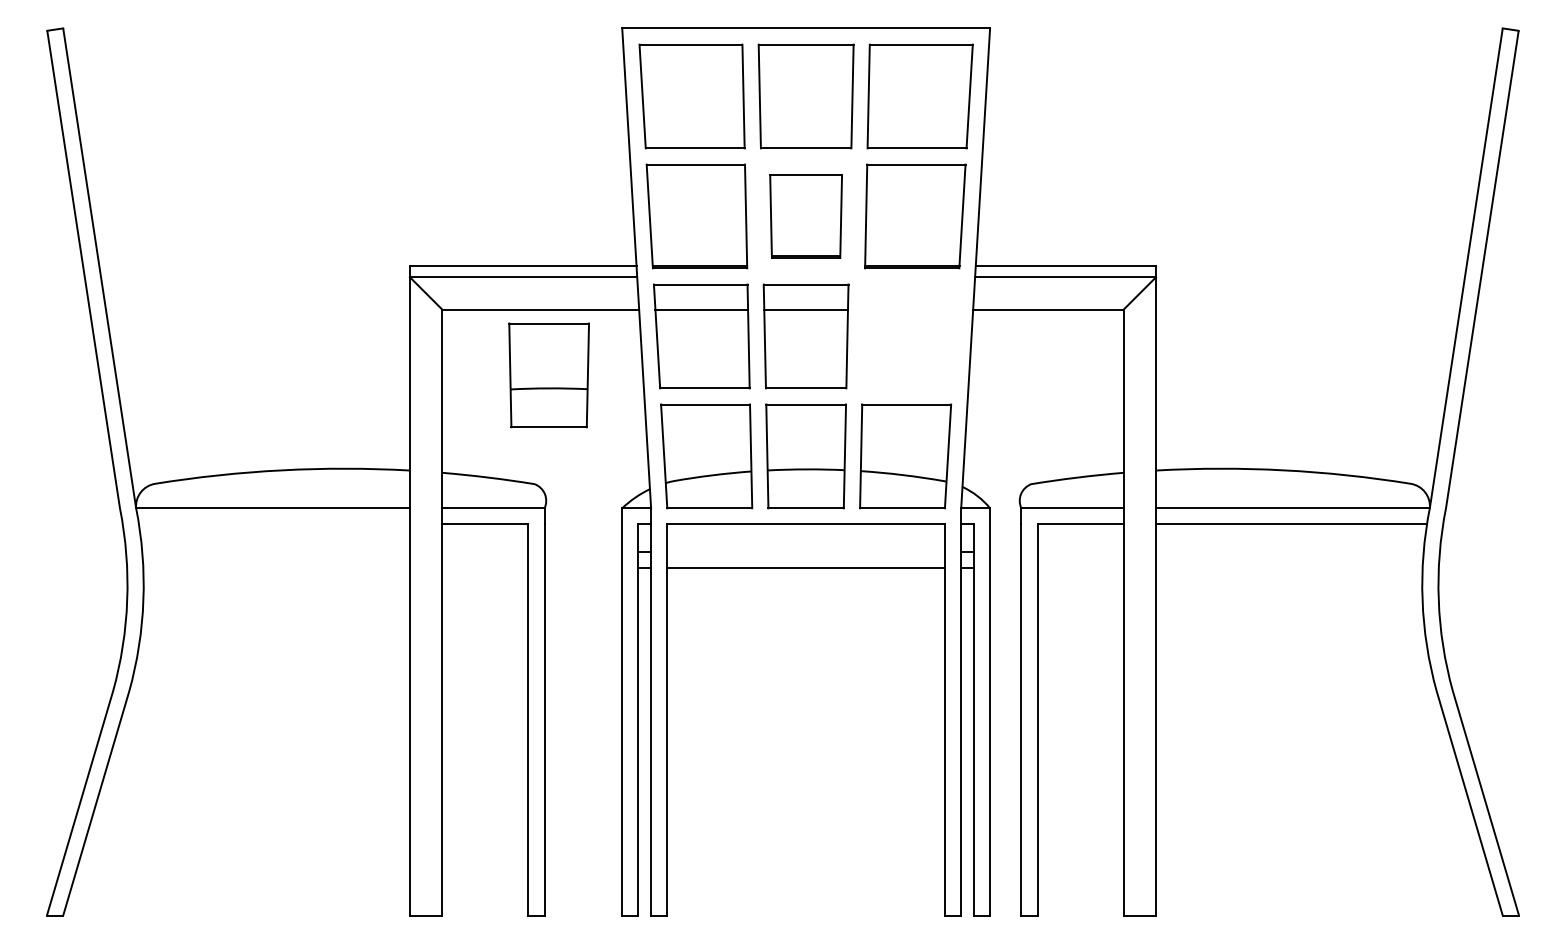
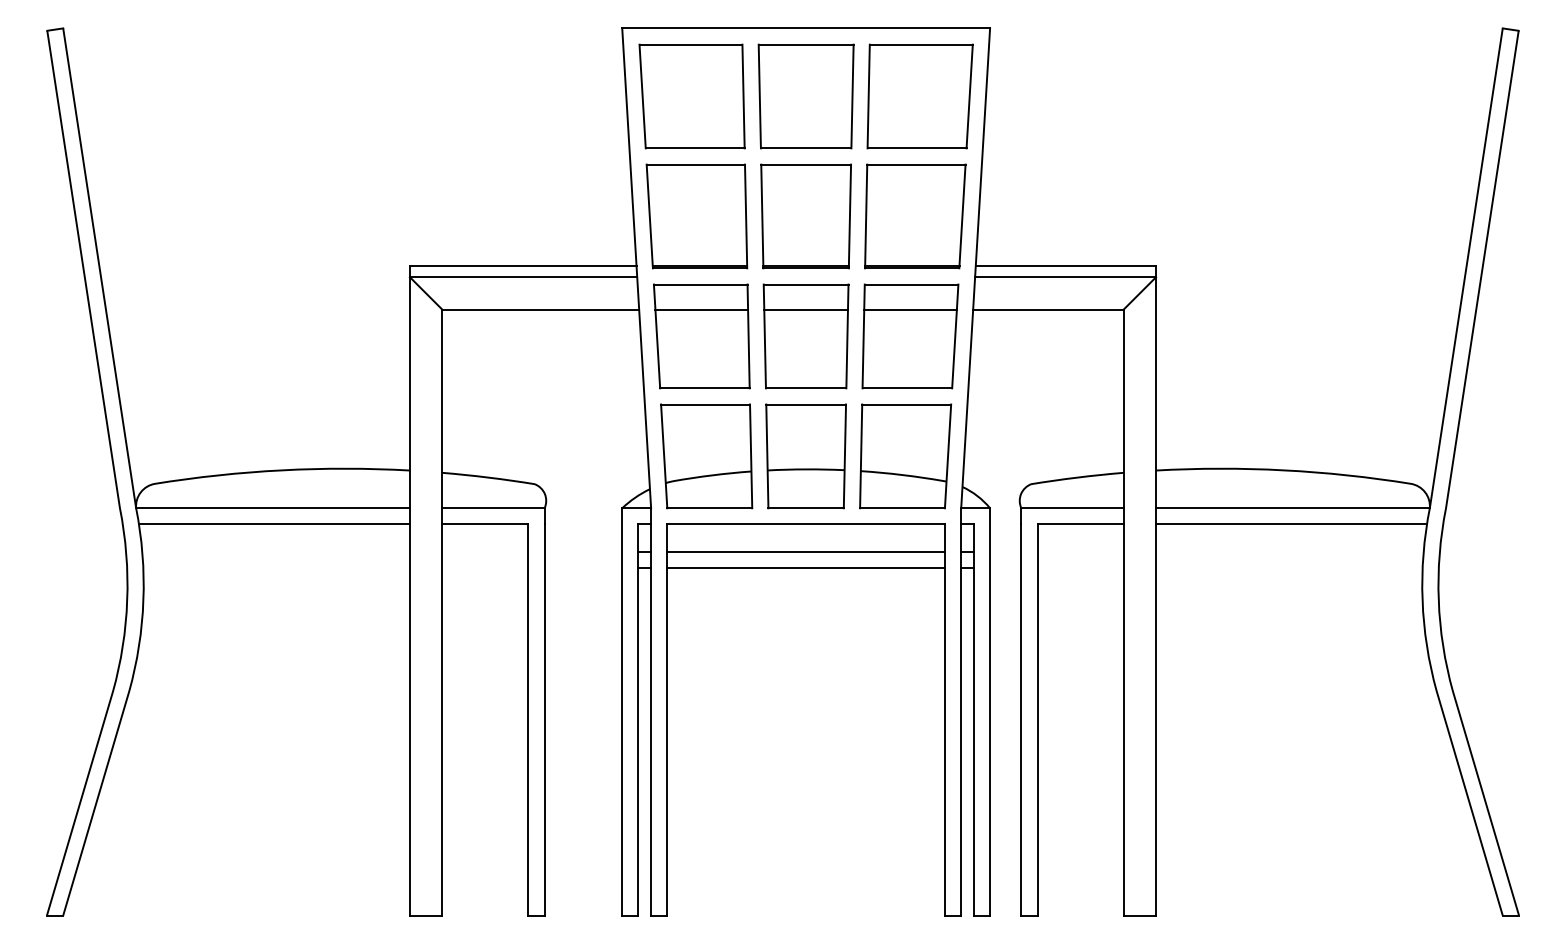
part size: 74x85 px -> 92x107 px (805, 216)
part: none -> present (910, 336)
part: present -> none (548, 375)
line: none -> present (274, 524)
line: none -> present (805, 551)
